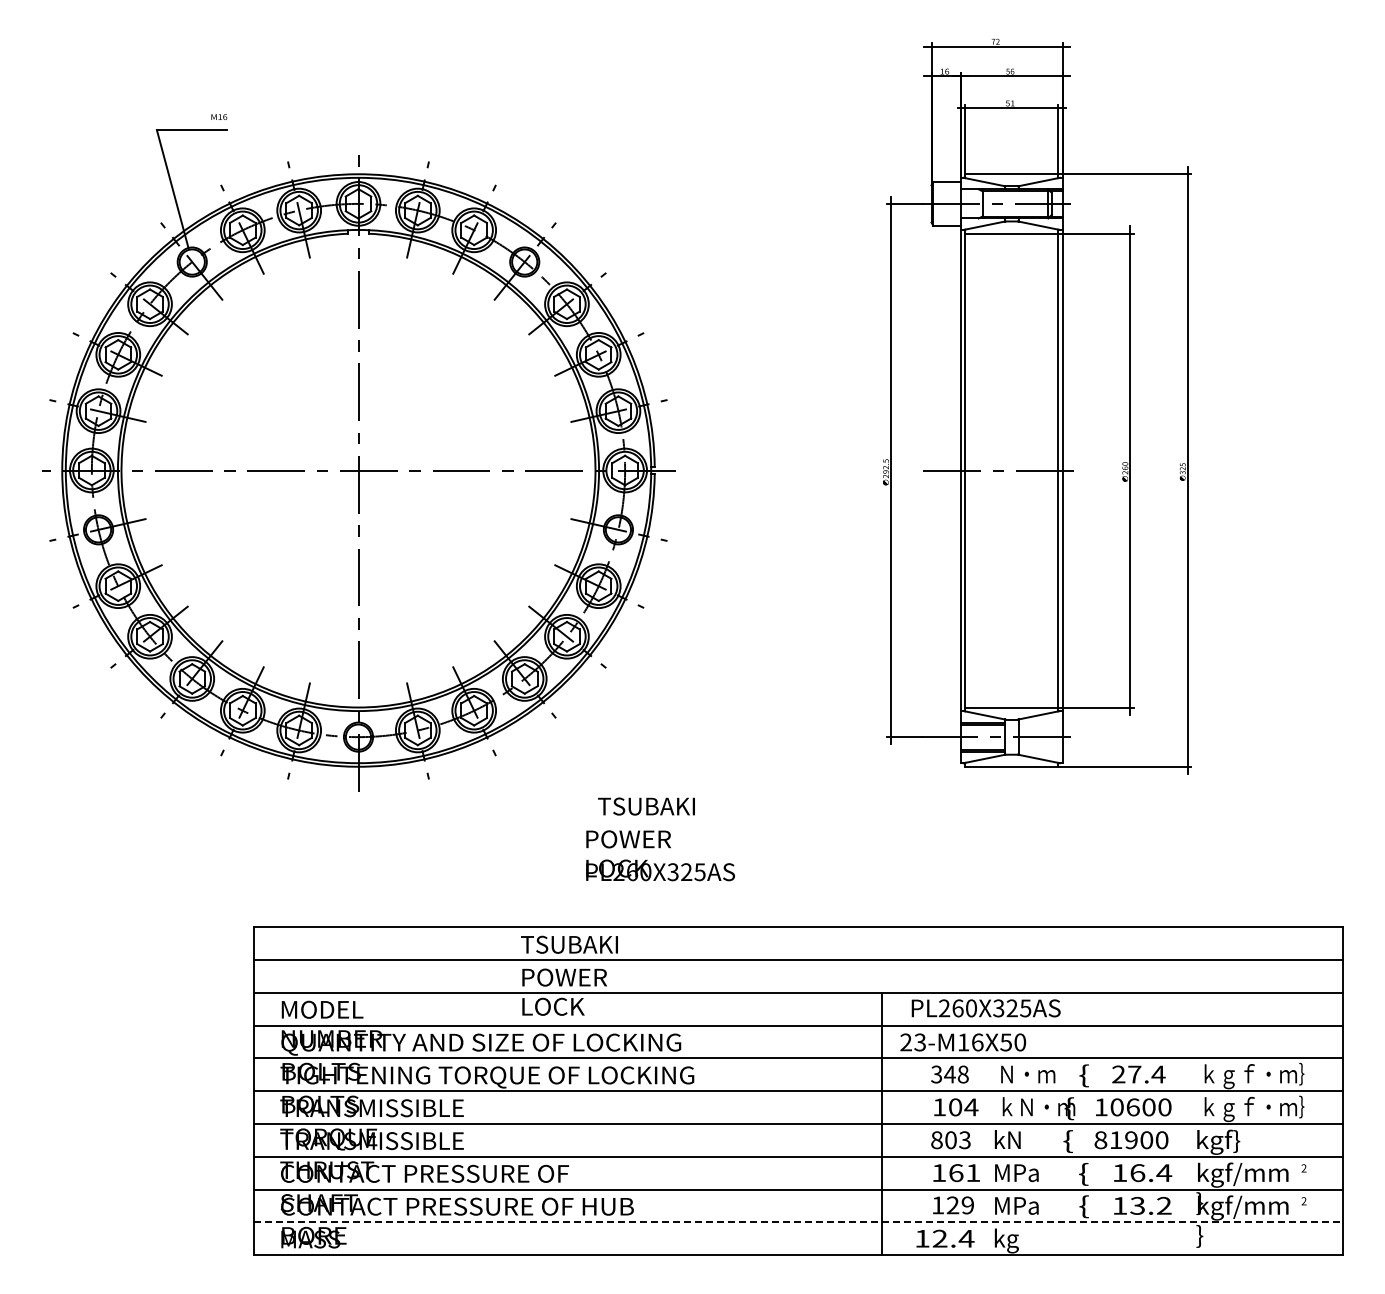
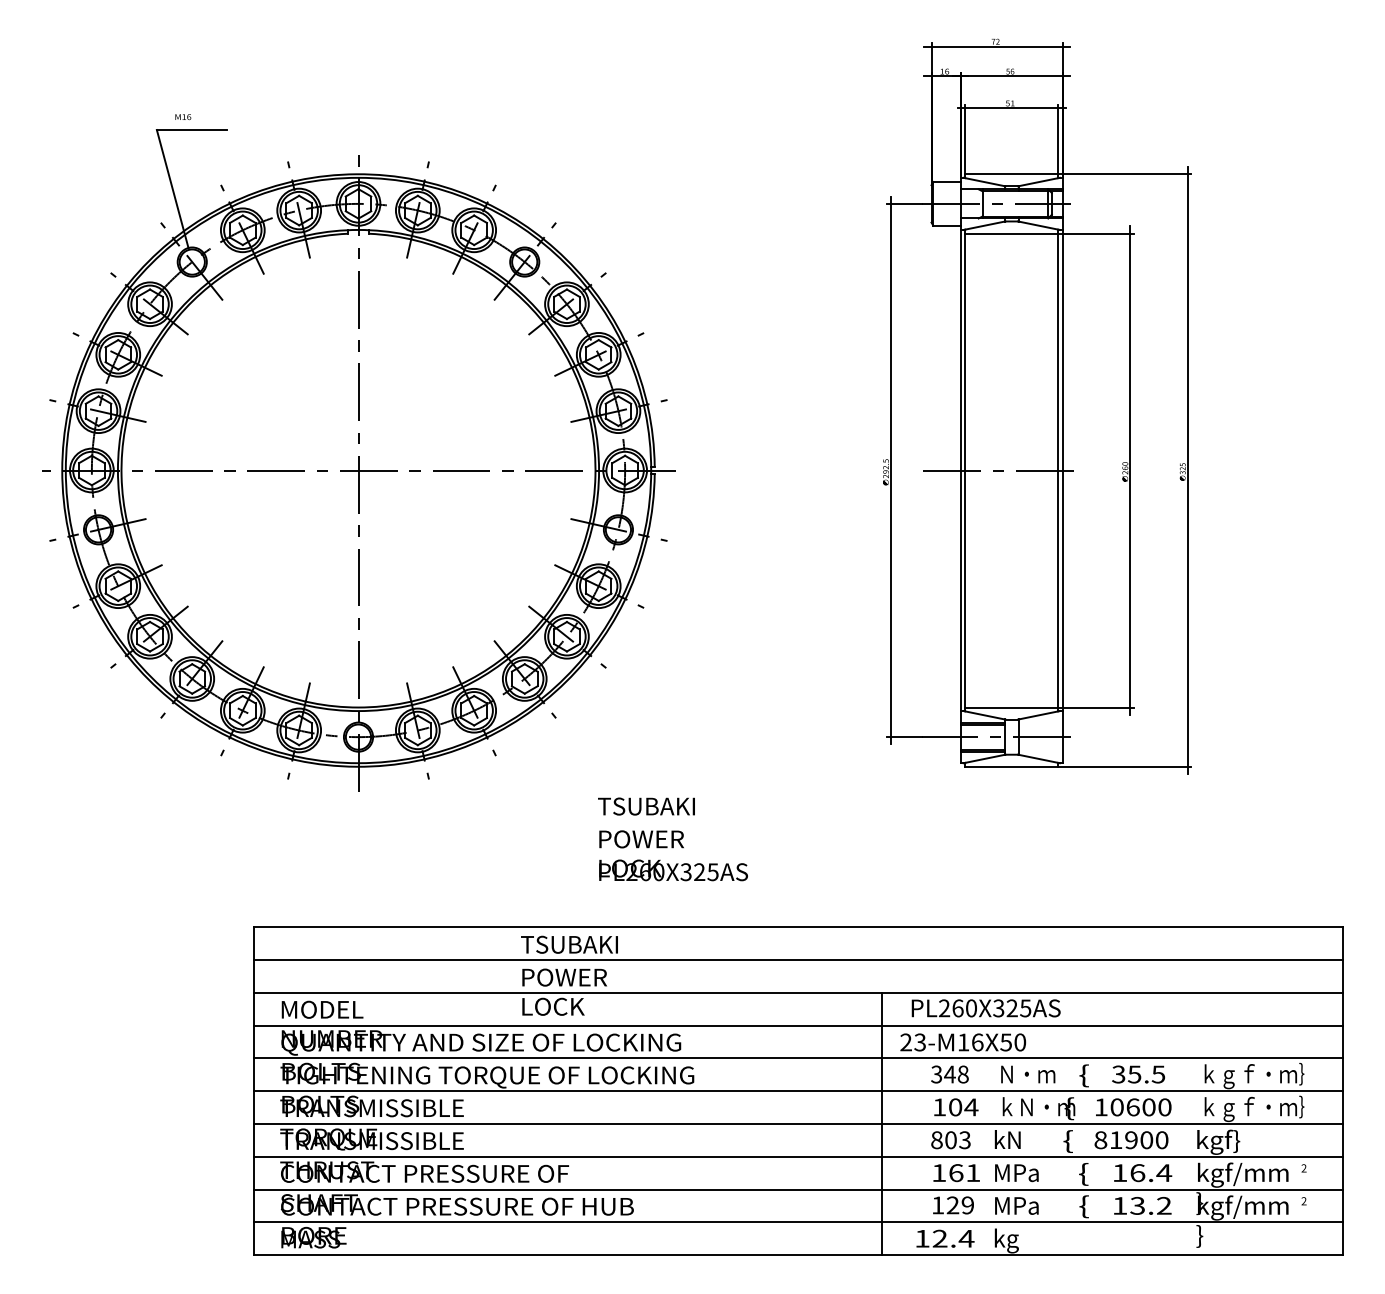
text position: (219, 117) -> (183, 117) (183, 117)
text position: (660, 855) -> (673, 855) (673, 855)
text: 27.4 -> 35.5 (1138, 1074)
line: dashed -> solid (799, 1222)
